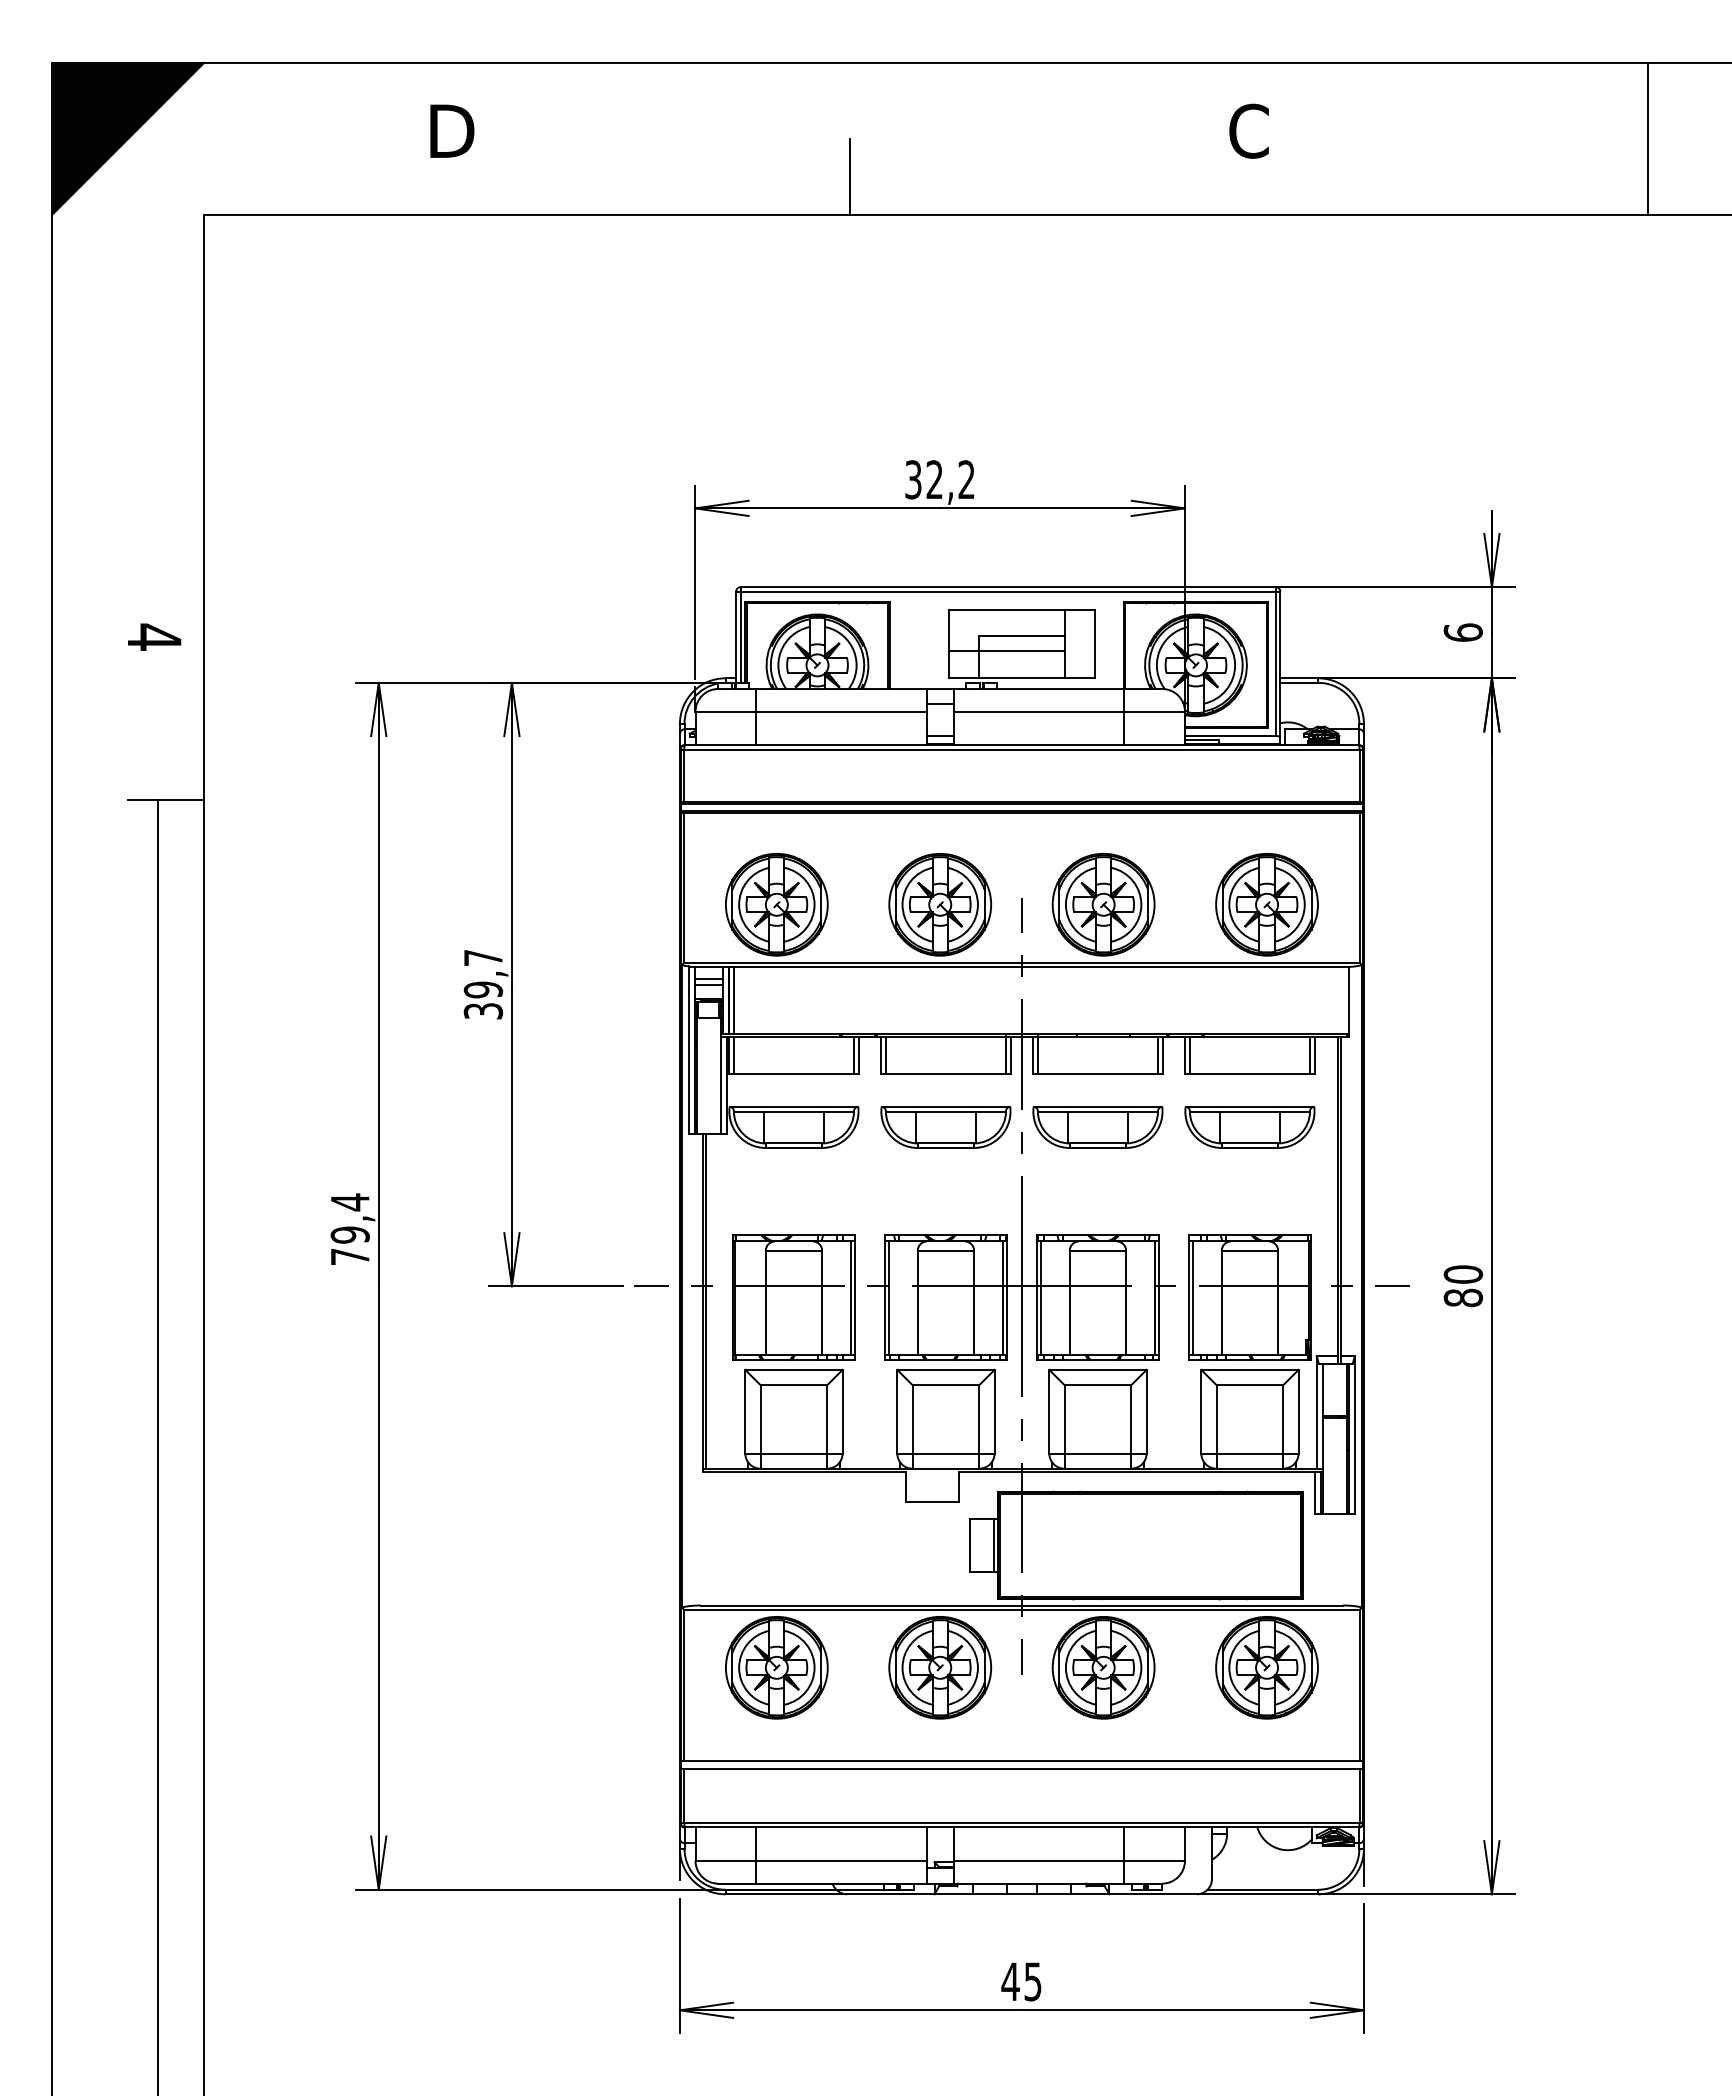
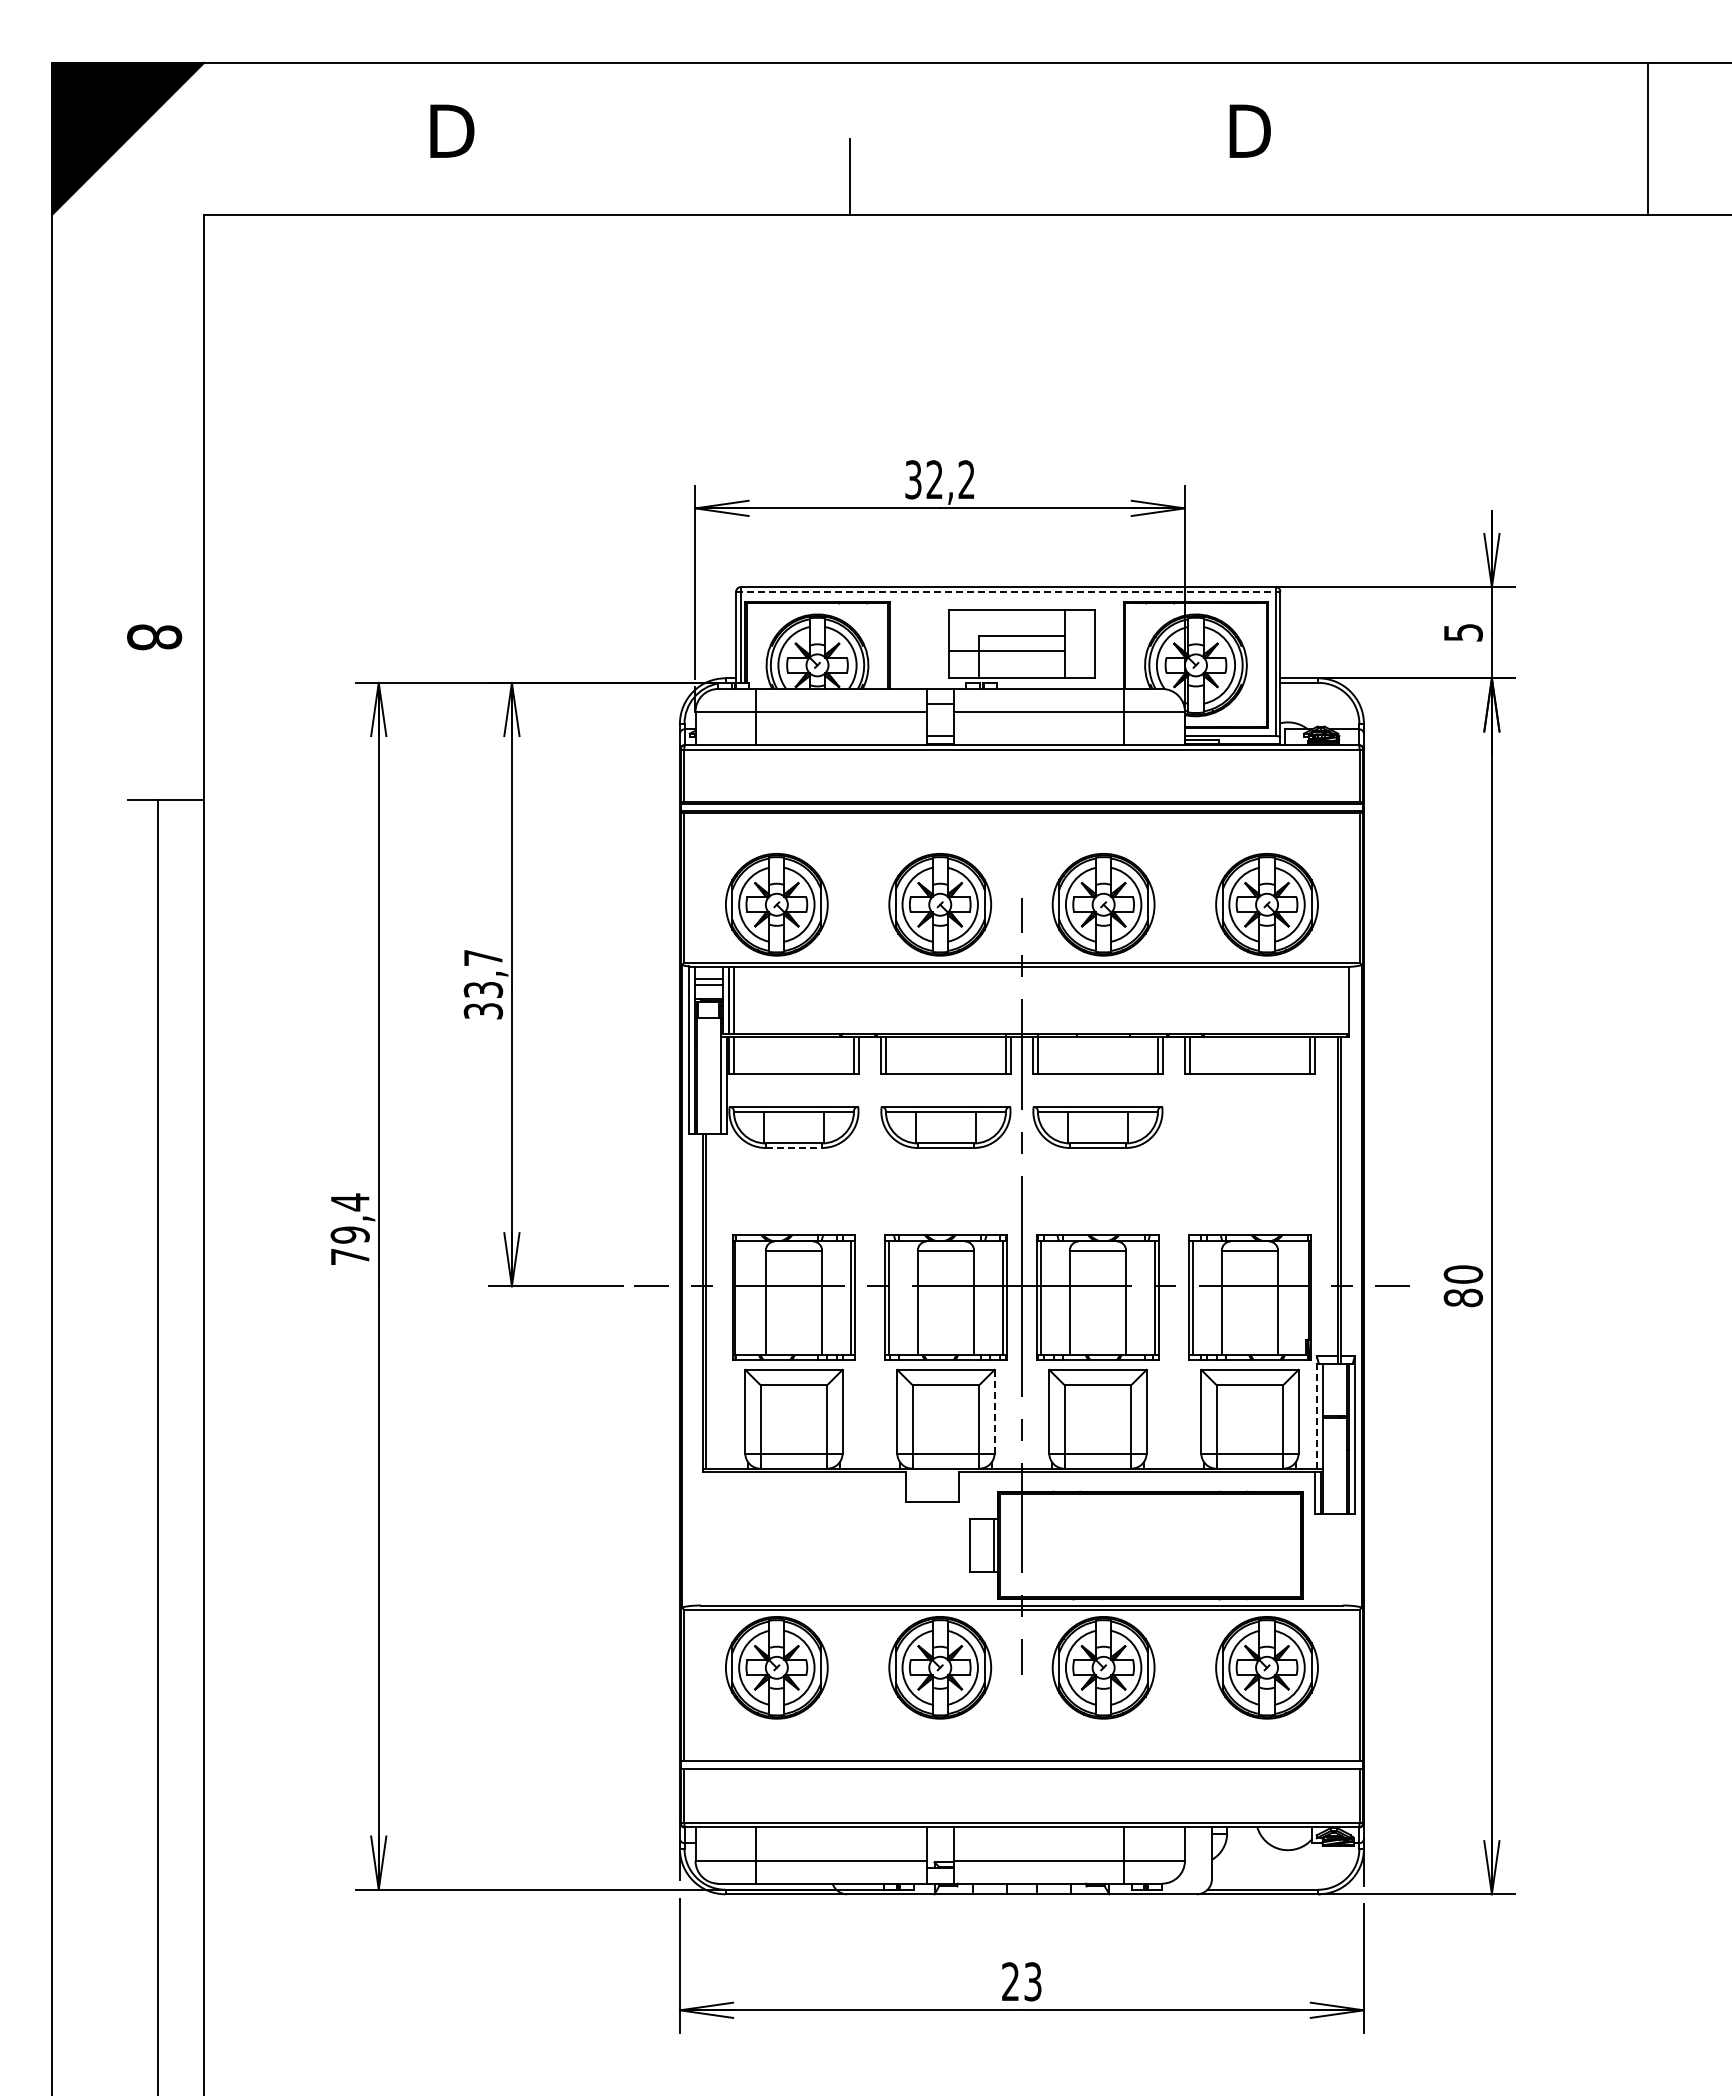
text: C -> D (1249, 130)
line: solid -> dashed (1008, 591)
text: 6 -> 5 (1462, 632)
text: 4 -> 8 (154, 636)
text: 39,7 -> 33,7 (483, 989)
part: present -> none (1249, 1127)
line: solid -> dashed (794, 1147)
line: solid -> dashed (994, 1411)
line: solid -> dashed (1316, 1411)
text: 45 -> 23 (1021, 1981)
